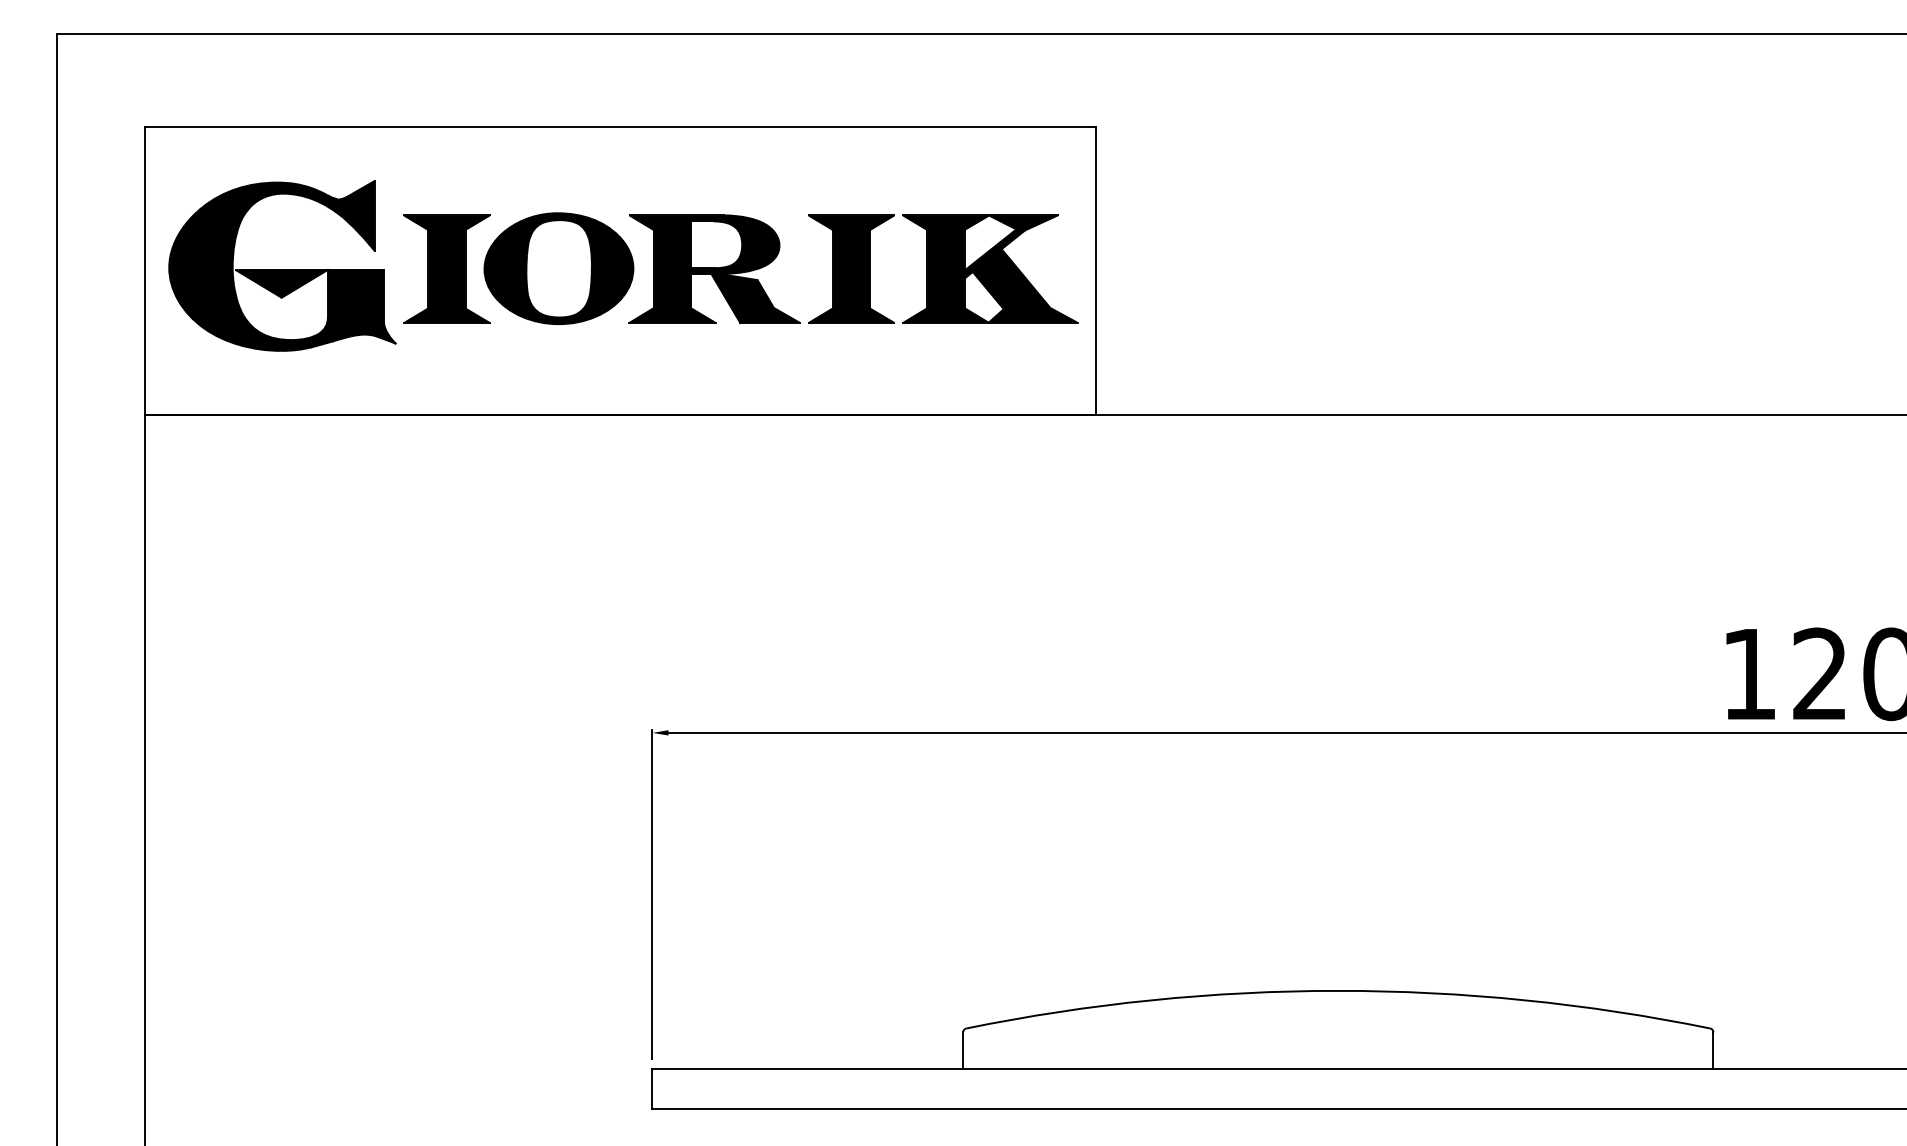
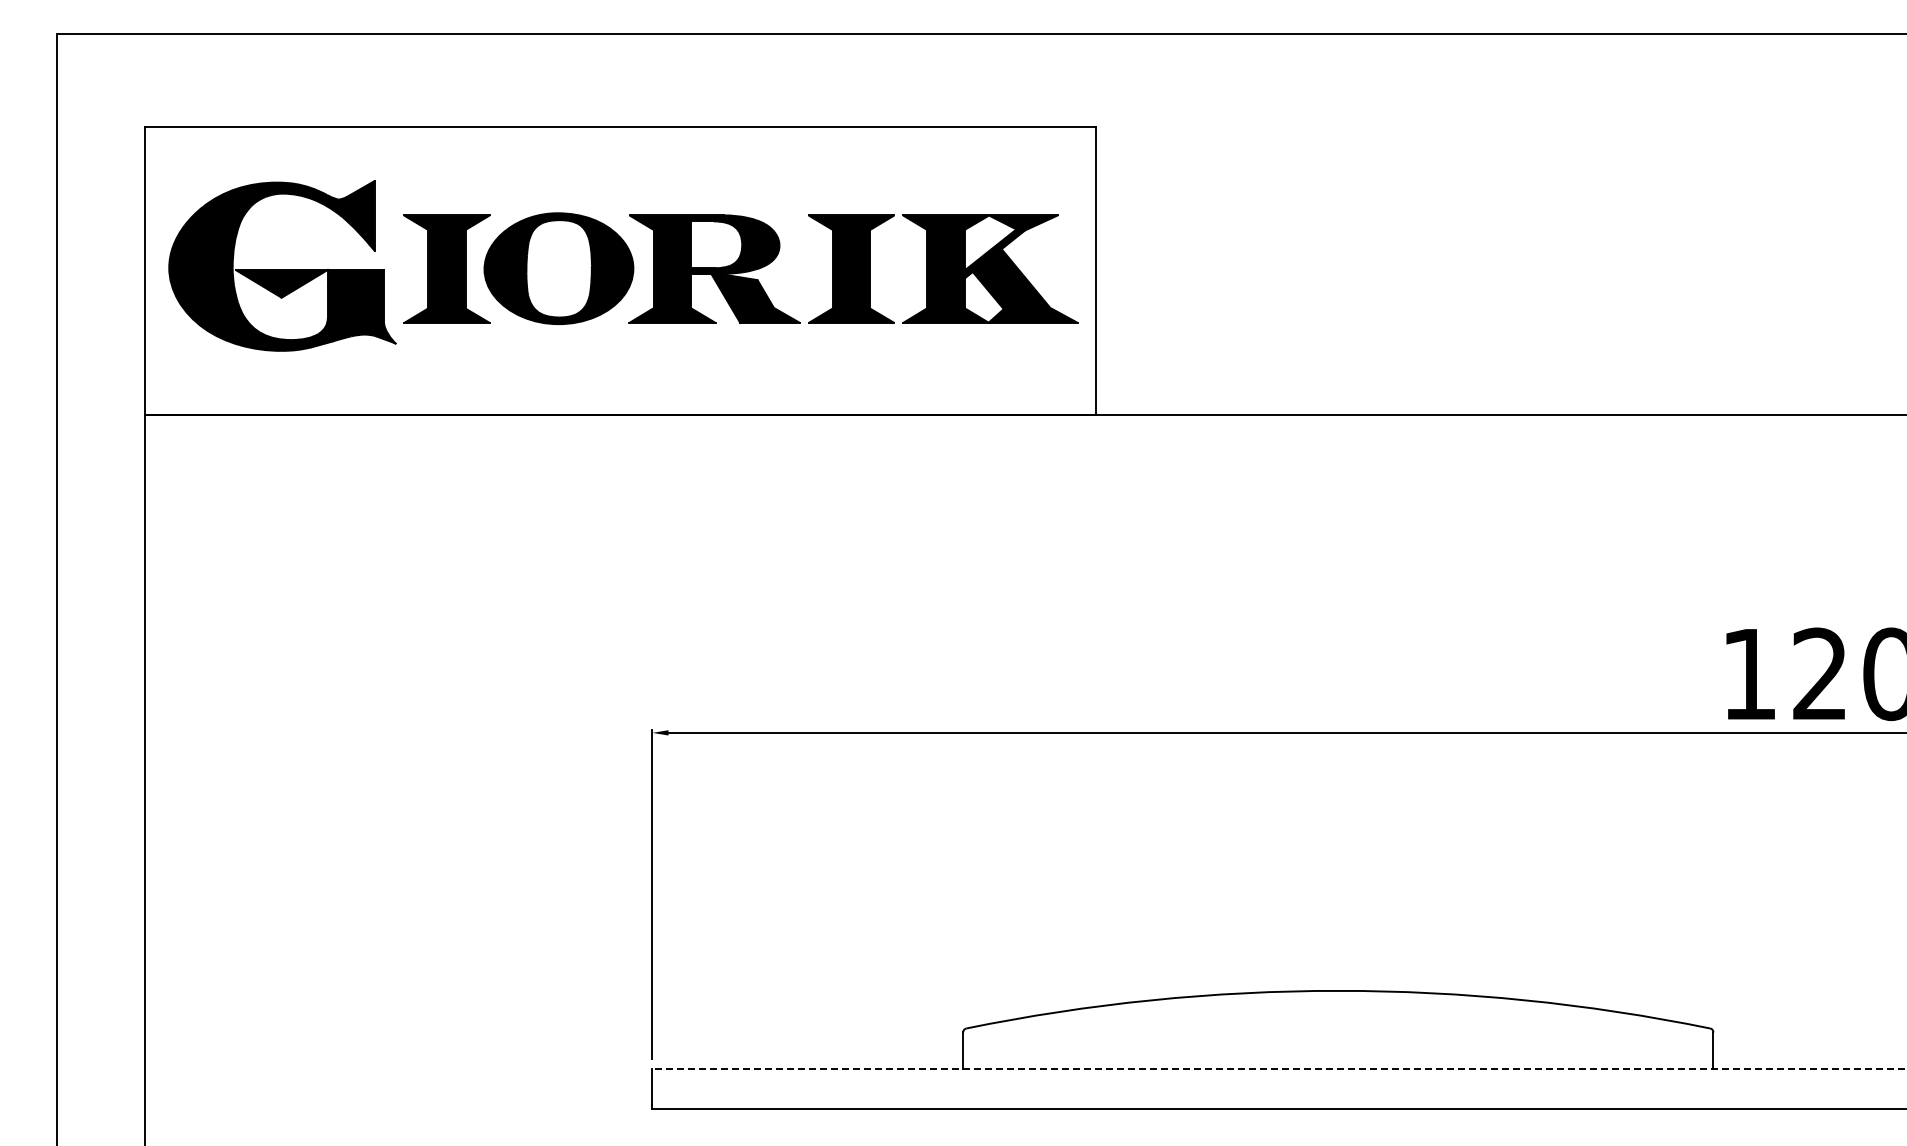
line: solid -> dashed (1279, 1069)
